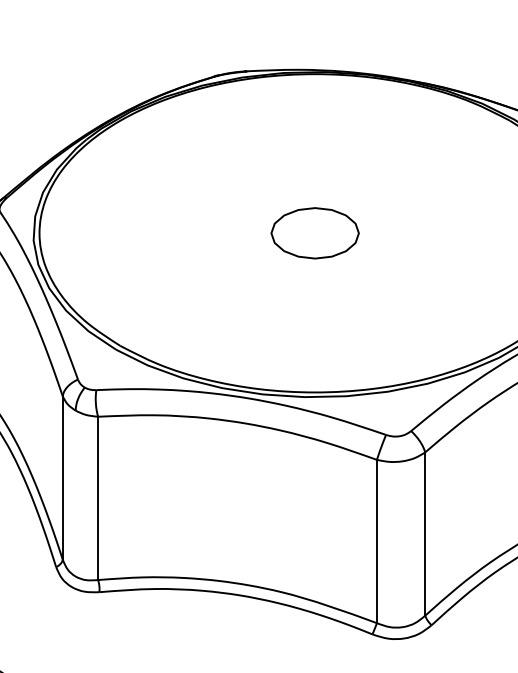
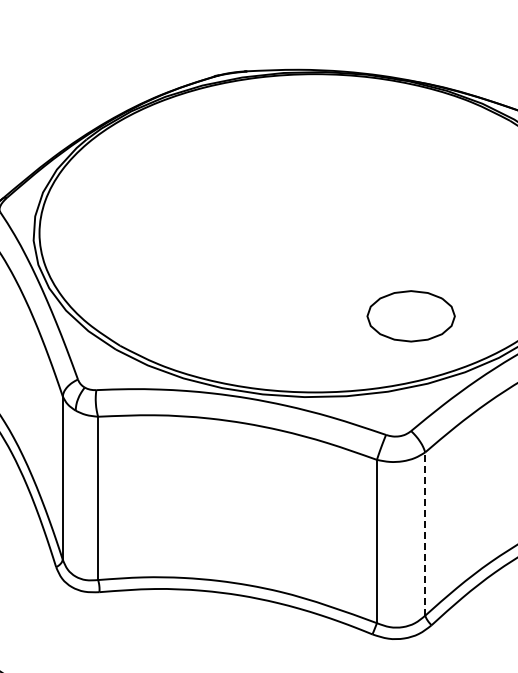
part position: (314, 233) -> (410, 316) (410, 316)
line: solid -> dashed (425, 534)
